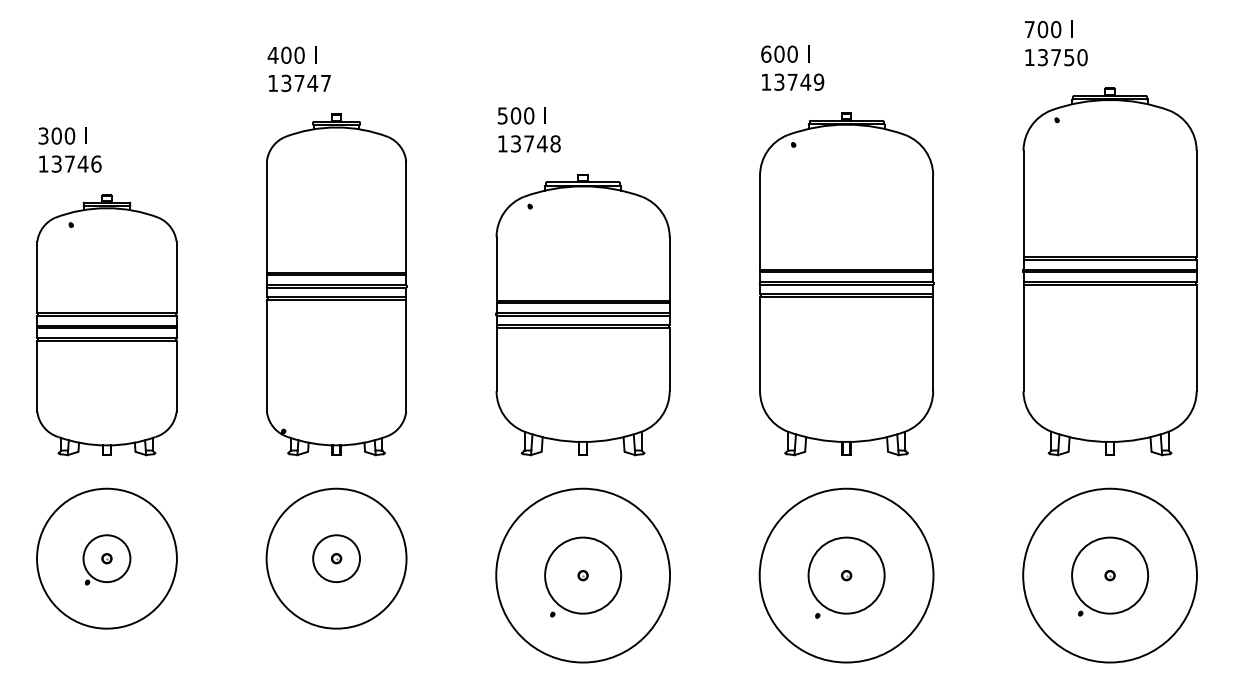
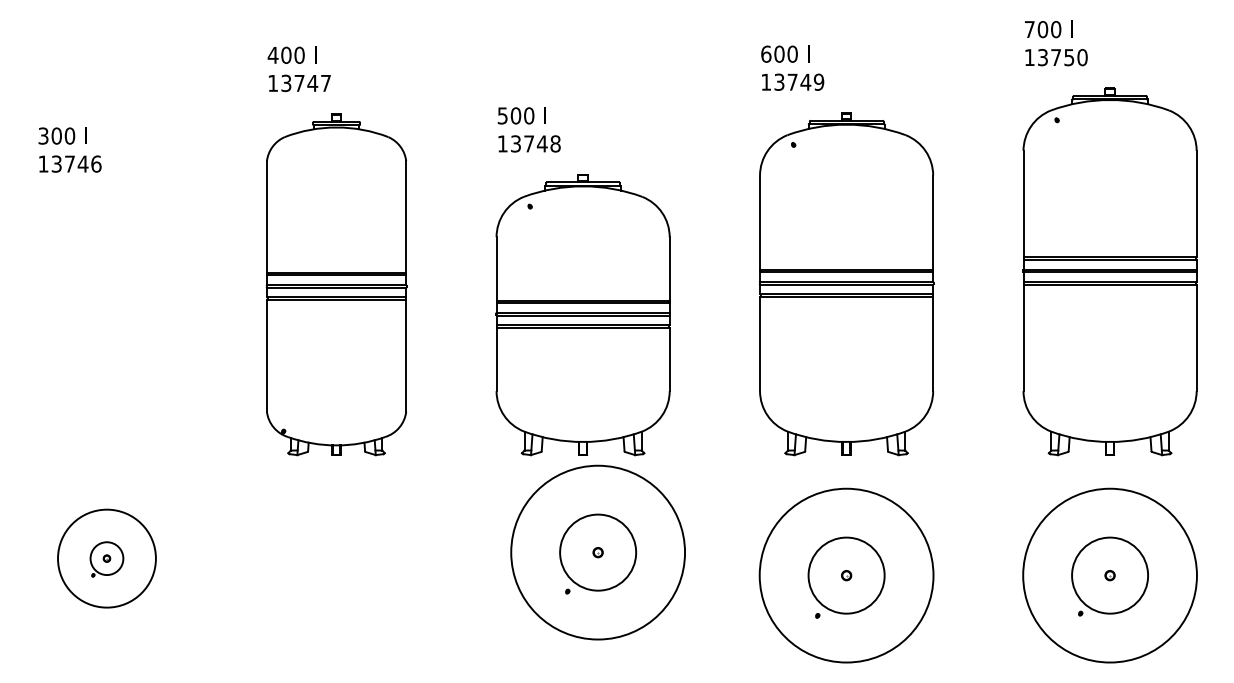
part: present -> none (106, 325)
part size: 142x143 px -> 100x101 px (106, 558)
part: present -> none (336, 558)
part position: (582, 575) -> (597, 552) (597, 552)
